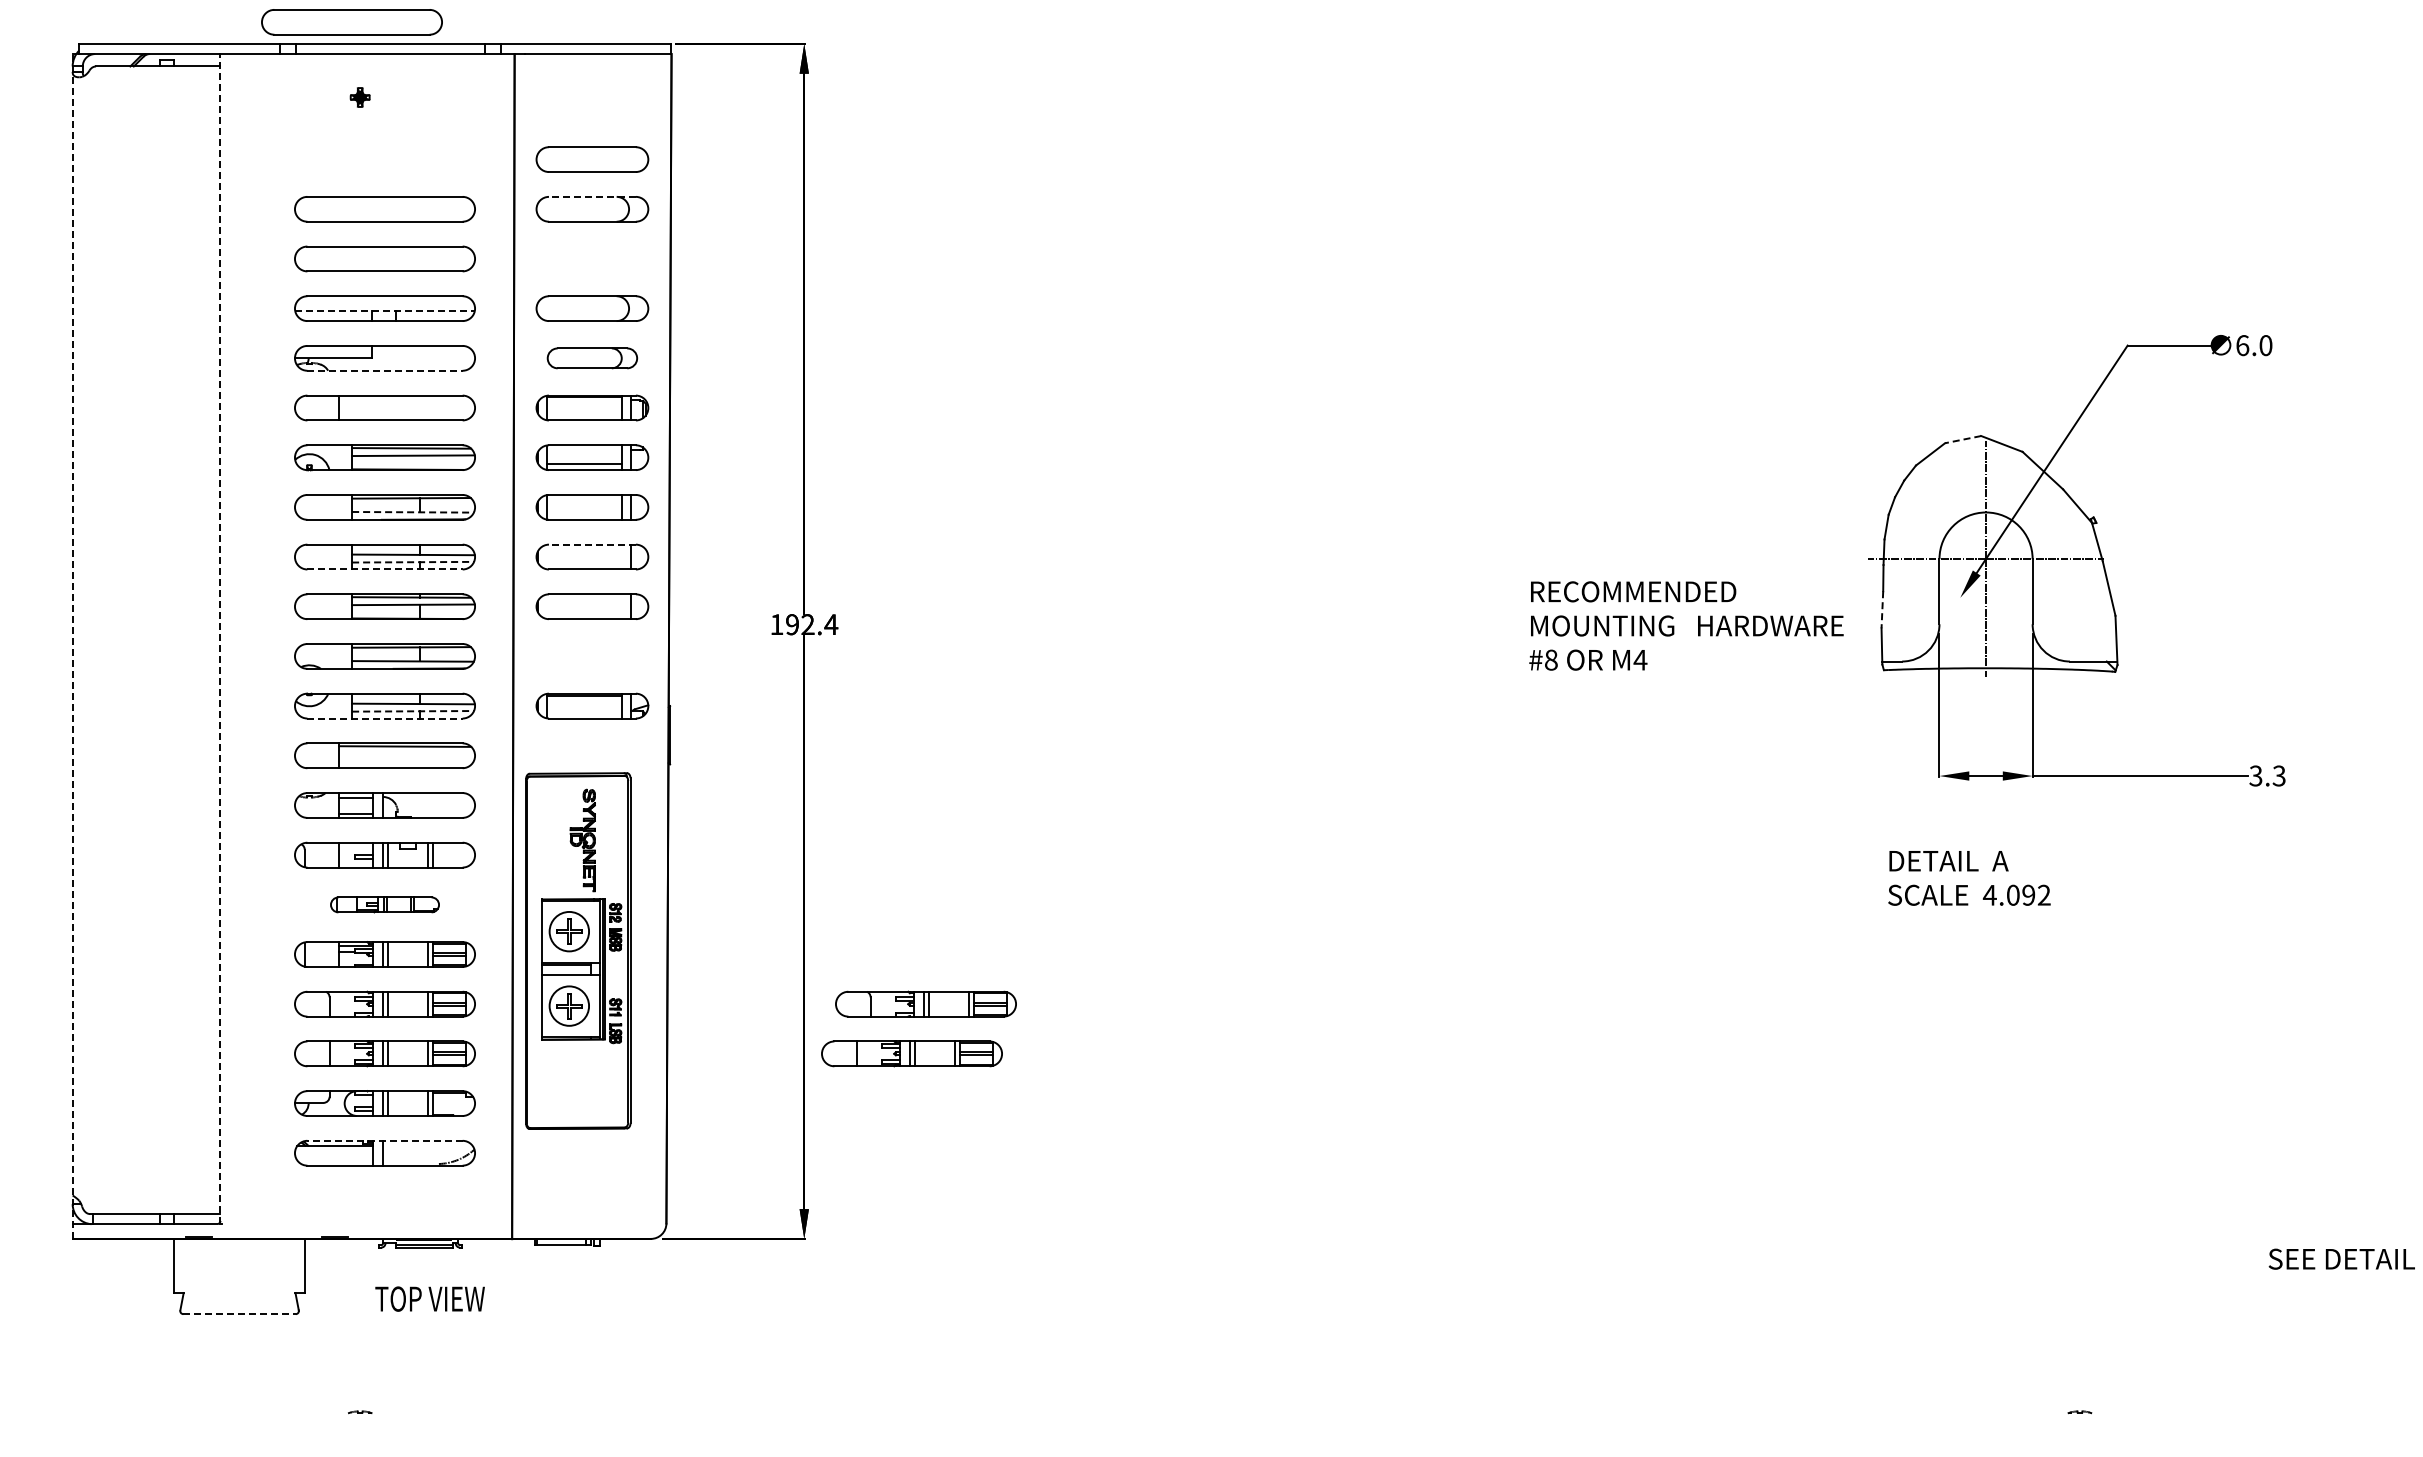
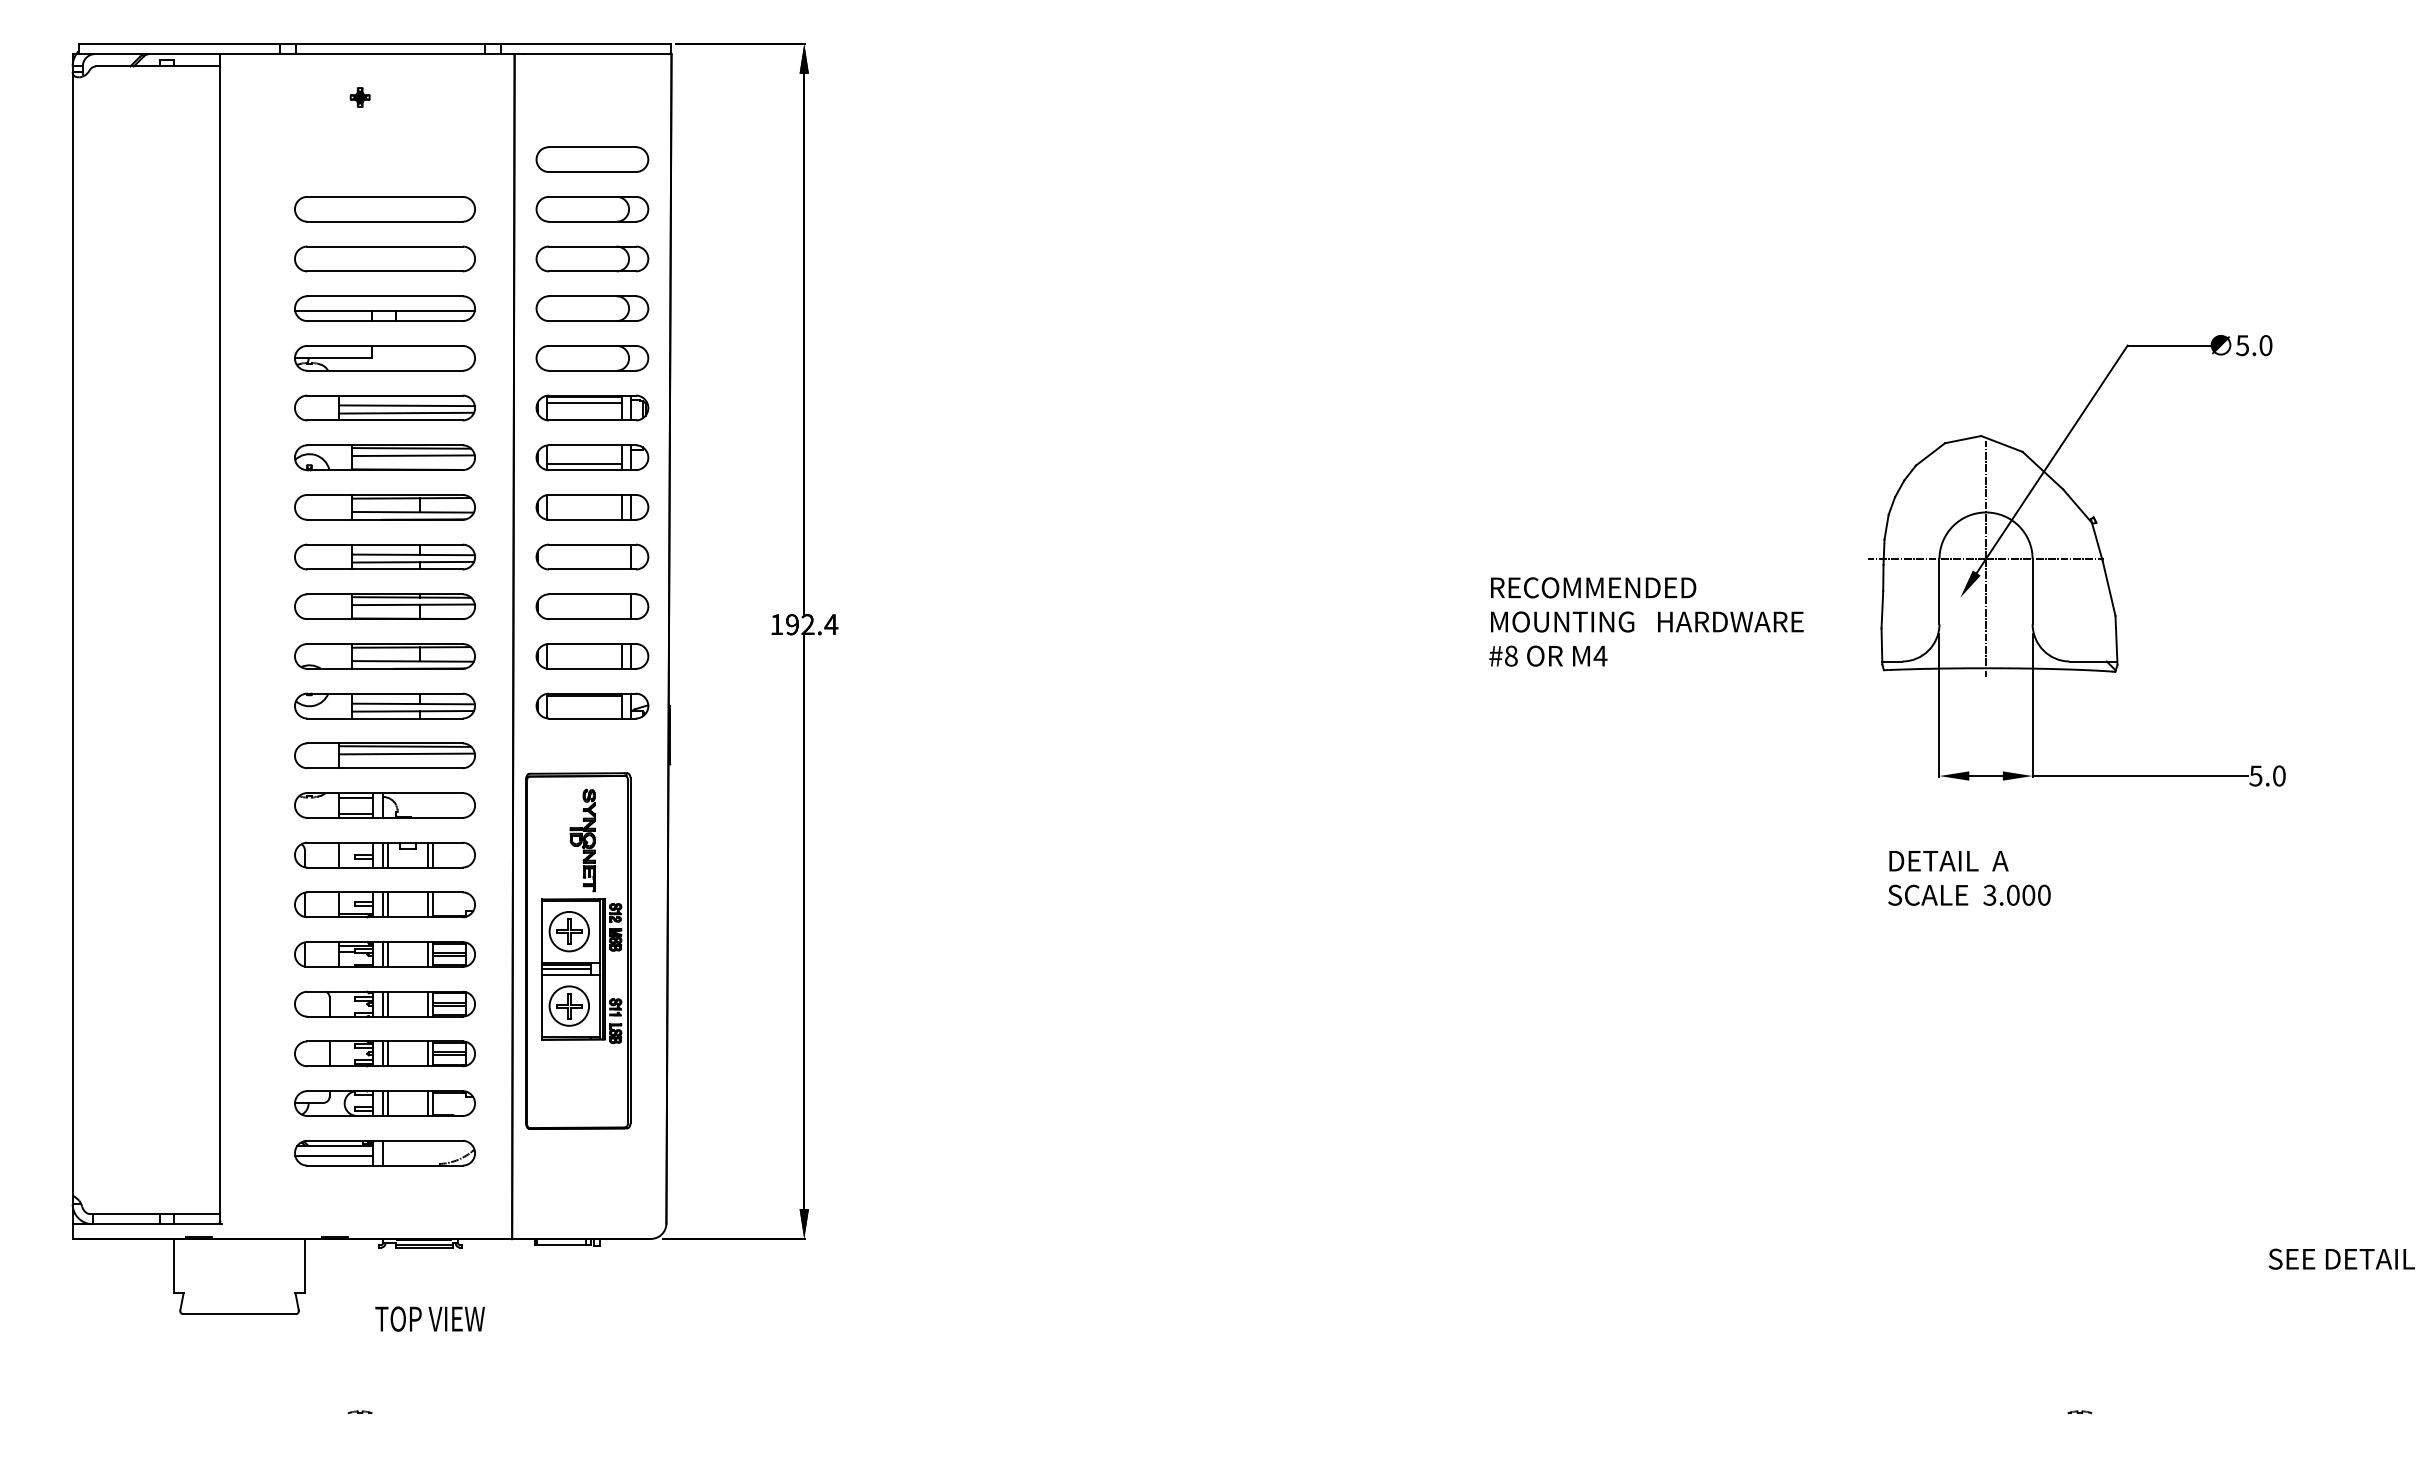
part: present -> none (351, 22)
line: dashed -> solid (591, 196)
part: none -> present (592, 258)
line: dashed -> solid (385, 311)
text: 6.0 -> 5.0 (2242, 345)
part size: 93x23 px -> 115x27 px (592, 358)
line: dashed -> solid (385, 370)
line: none -> present (583, 402)
line: none -> present (406, 405)
line: none -> present (405, 412)
line: dashed -> solid (1962, 439)
line: dashed -> solid (412, 512)
line: dashed -> solid (591, 544)
line: dashed -> solid (413, 562)
line: dashed -> solid (385, 569)
line: dashed -> solid (1882, 609)
text position: (1686, 625) -> (1646, 621) (1646, 621)
line: dashed -> solid (220, 639)
line: dashed -> solid (72, 646)
part: none -> present (592, 656)
line: dashed -> solid (413, 711)
line: dashed -> solid (385, 718)
line: none -> present (406, 753)
text: 3.3 -> 5.0 (2267, 775)
text: 4.092 -> 3.000 (2016, 894)
part size: 110x18 px -> 182x28 px (384, 904)
line: none -> present (566, 968)
part: present -> none (925, 1003)
part: present -> none (911, 1053)
line: dashed -> solid (385, 1140)
line: none -> present (334, 1155)
text position: (429, 1298) -> (429, 1318) (429, 1318)
line: dashed -> solid (240, 1314)
